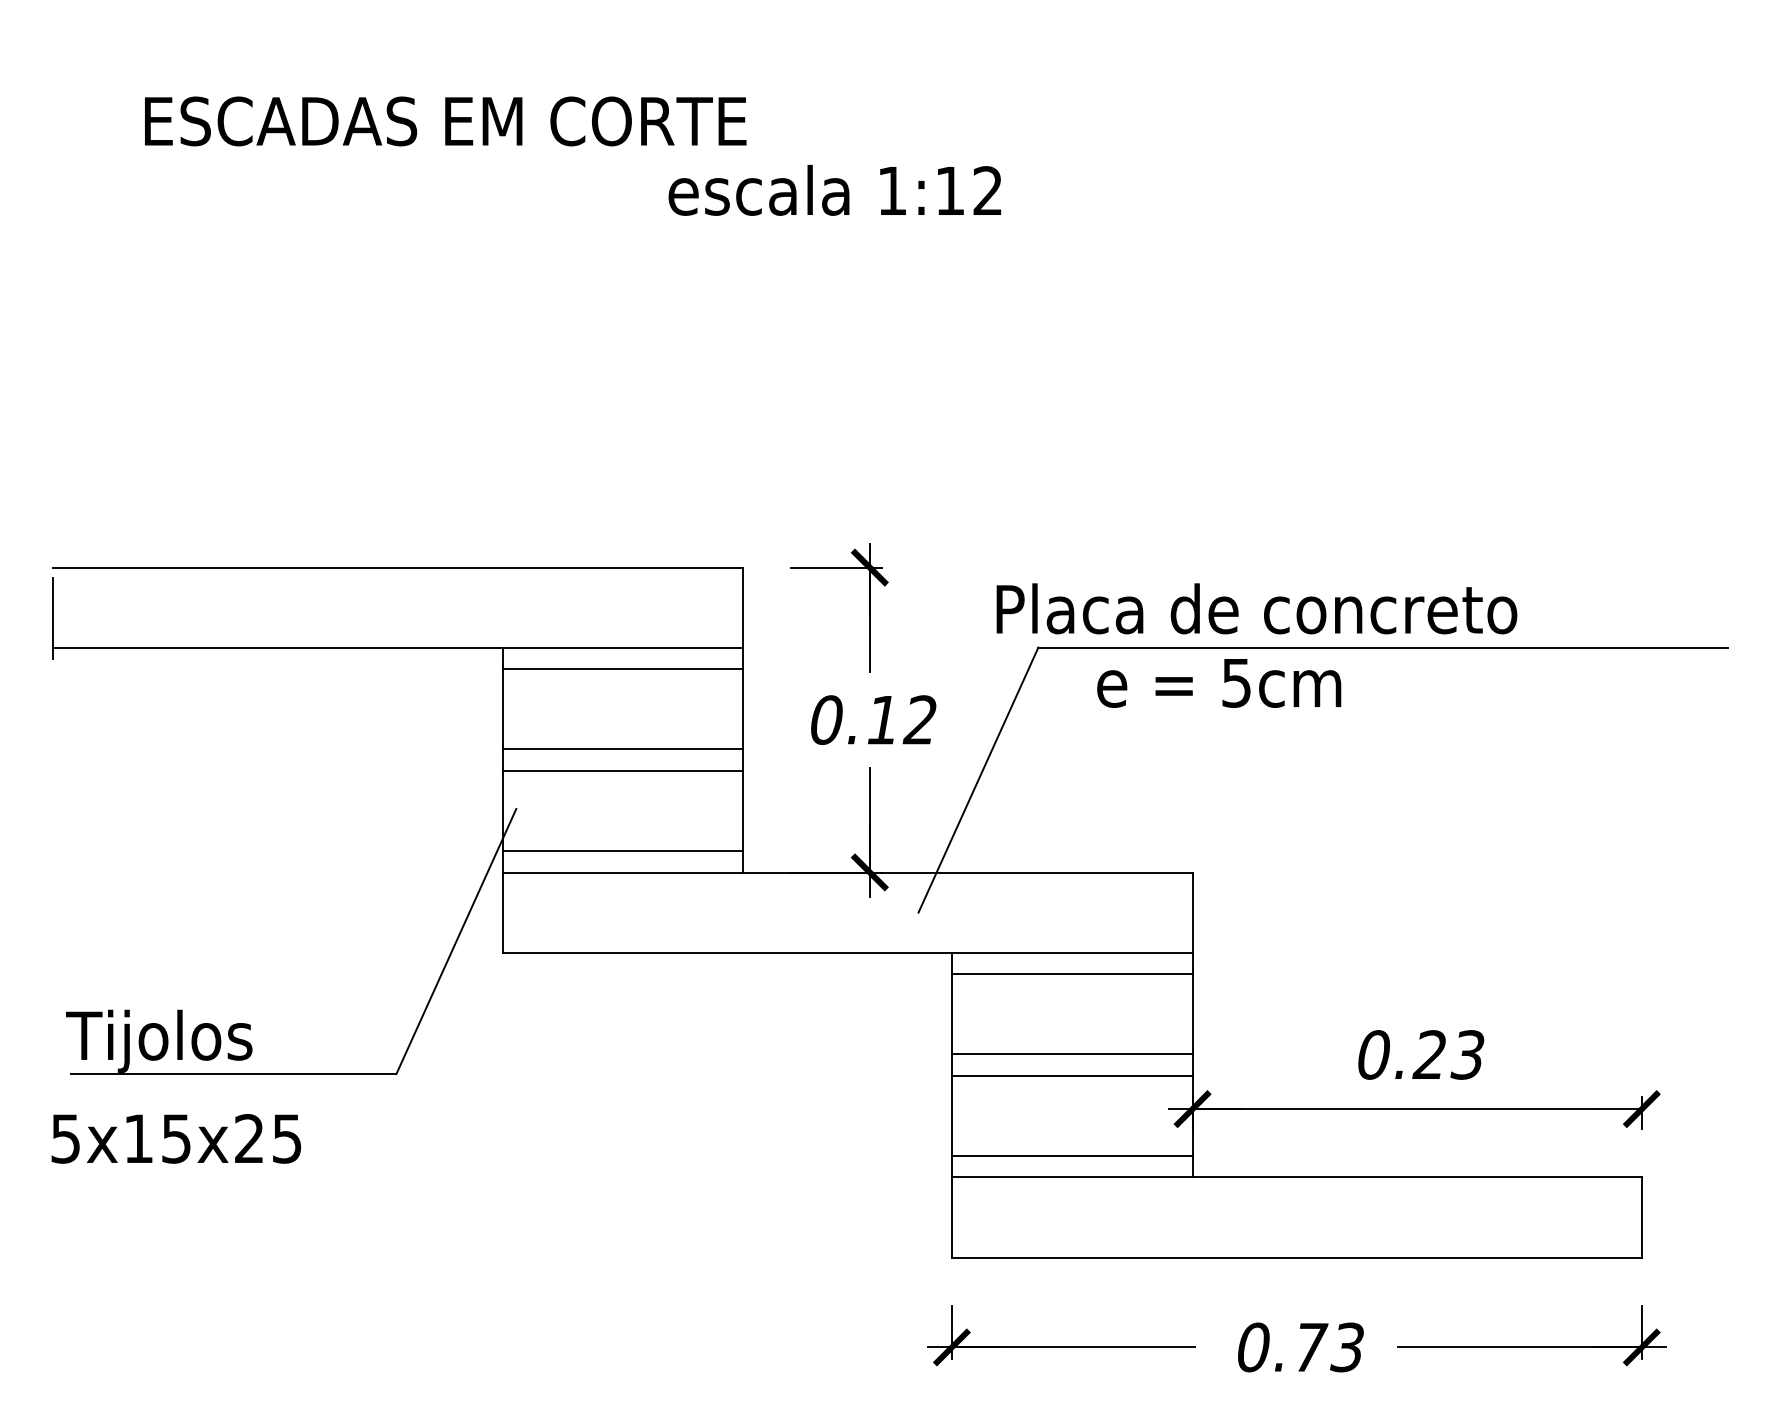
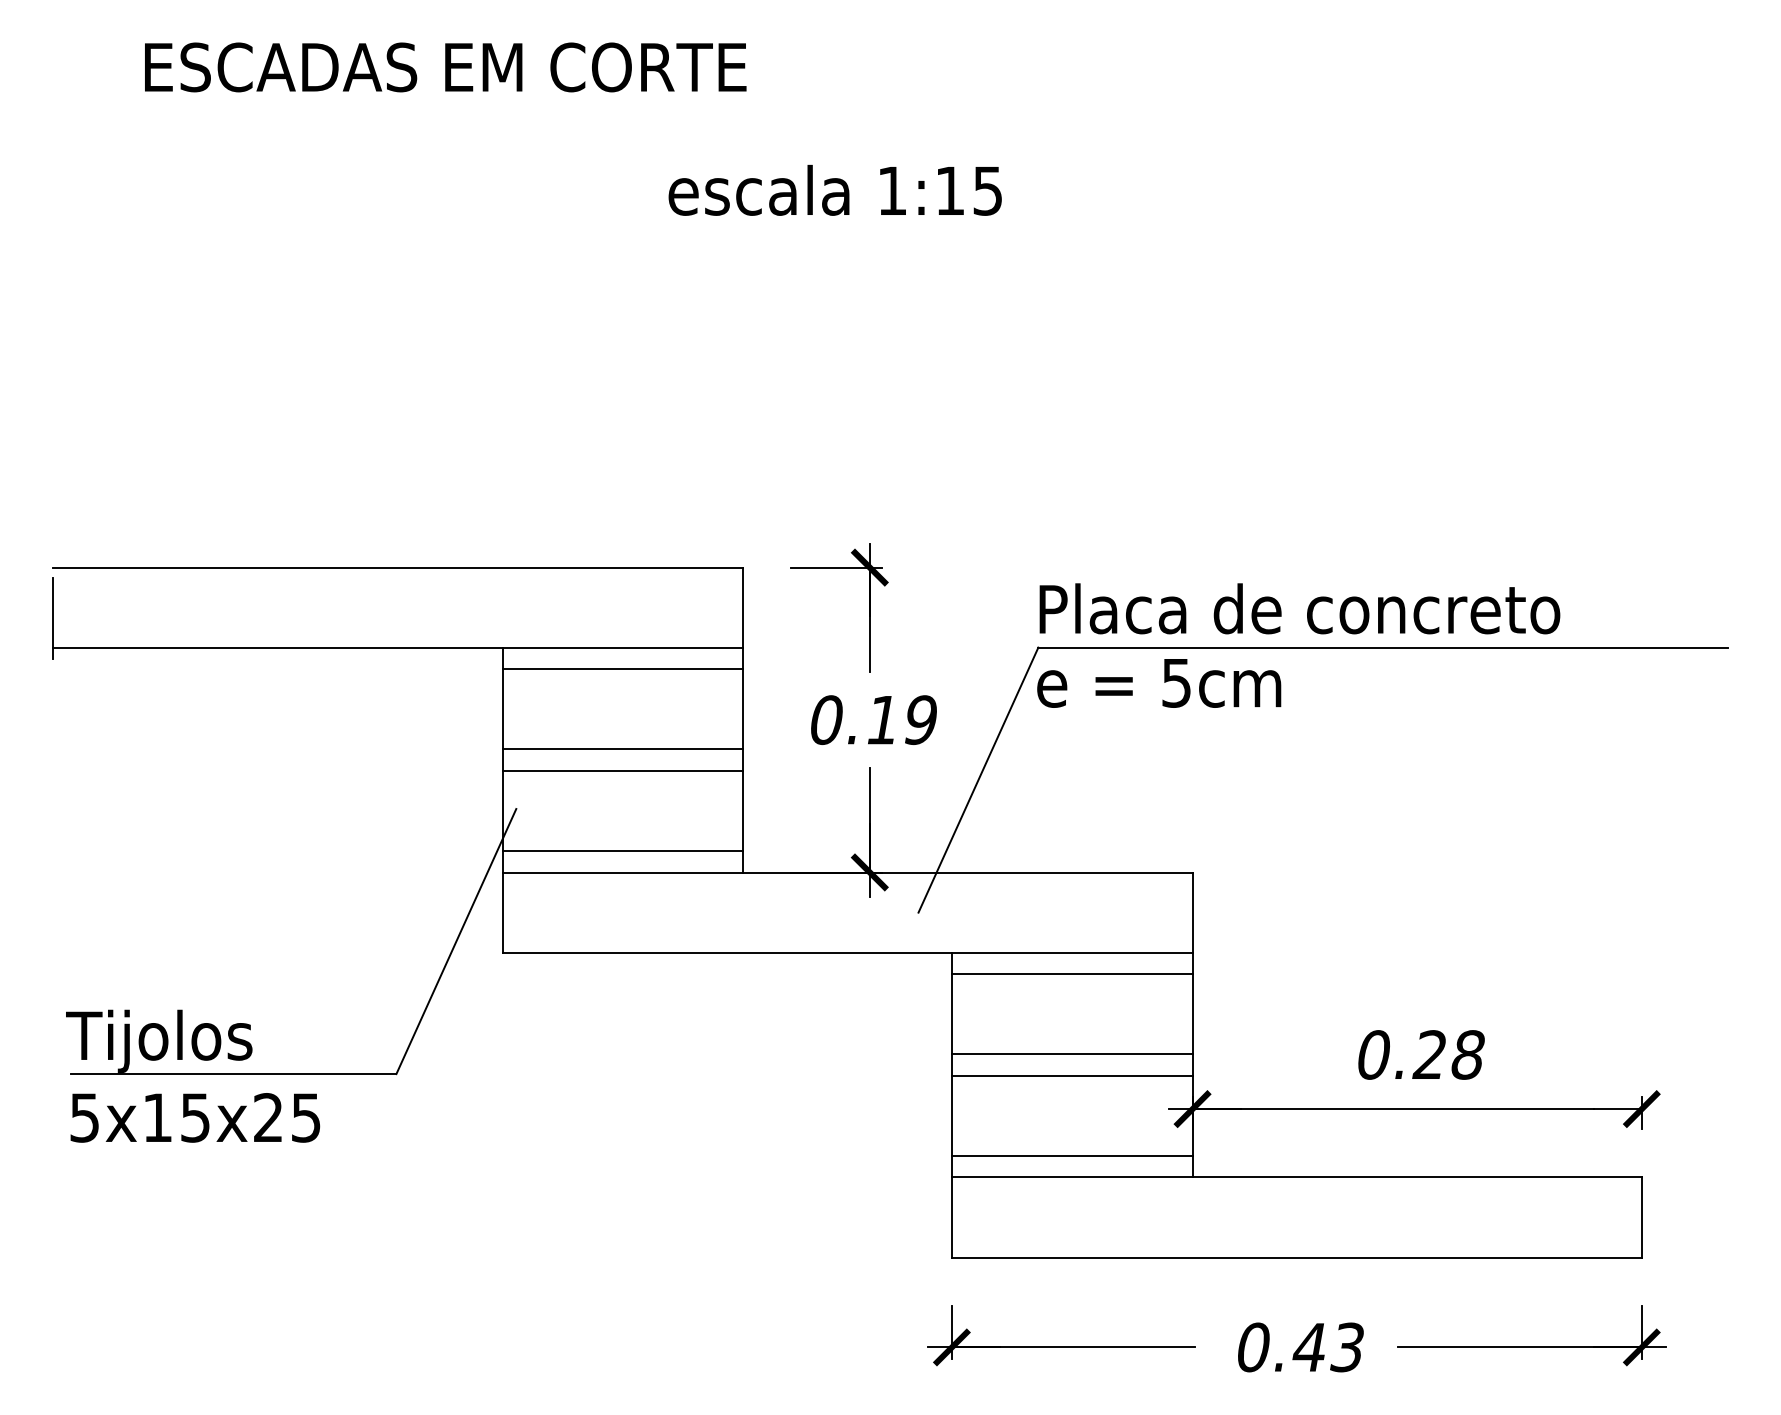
text position: (445, 121) -> (445, 67) (445, 67)
text: 1:12 -> 1:15 (987, 190)
text position: (1256, 608) -> (1299, 608) (1299, 608)
text position: (1219, 683) -> (1159, 683) (1159, 683)
text: 0.12 -> 0.19 (919, 720)
text: 0.23 -> 0.28 (1467, 1054)
text position: (176, 1138) -> (195, 1117) (195, 1117)
text: 0.73 -> 0.43 (1310, 1347)
